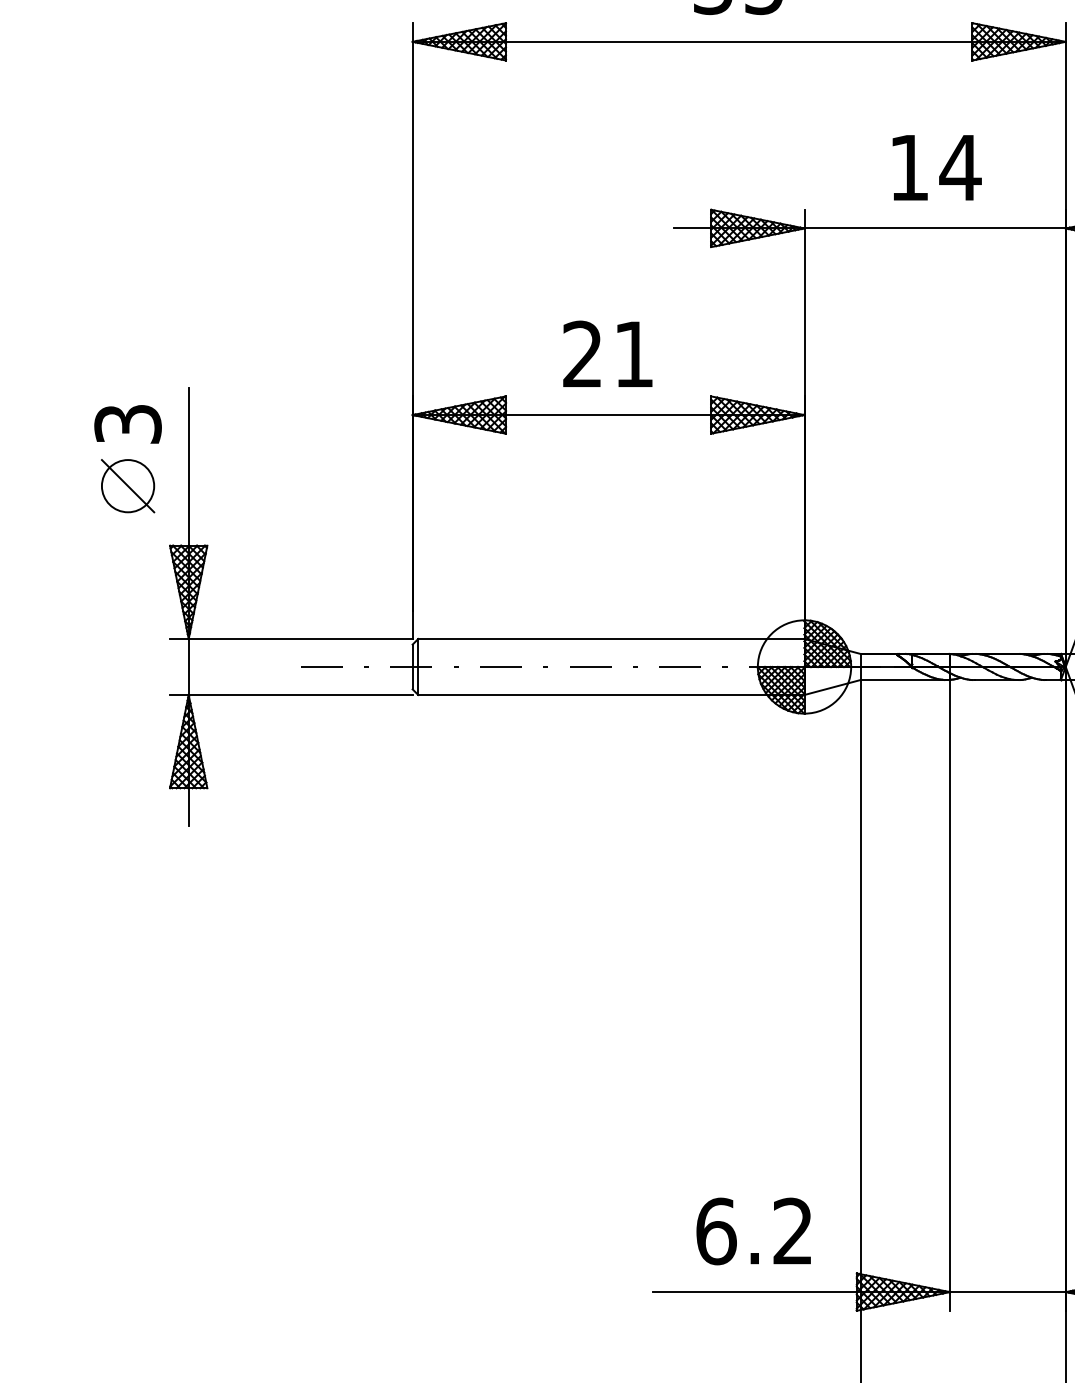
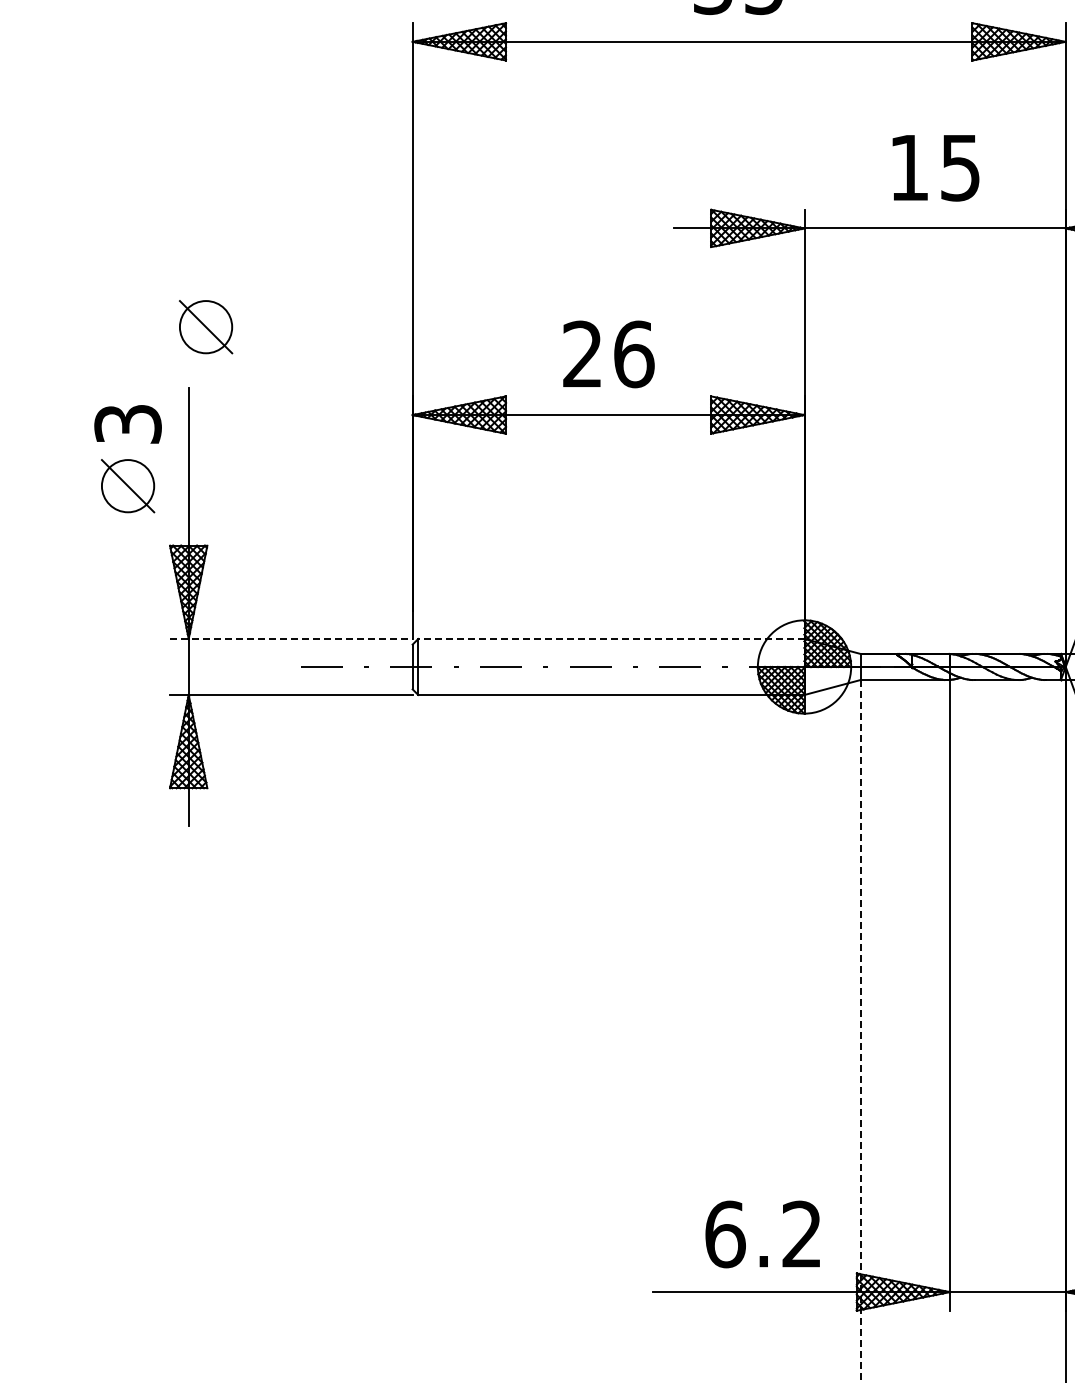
text: 14 -> 15 (960, 168)
part: none -> present (206, 327)
text: 21 -> 26 (634, 354)
line: solid -> dashed (291, 639)
line: solid -> dashed (610, 639)
line: solid -> dashed (860, 1031)
text position: (753, 1231) -> (762, 1234) (762, 1234)
